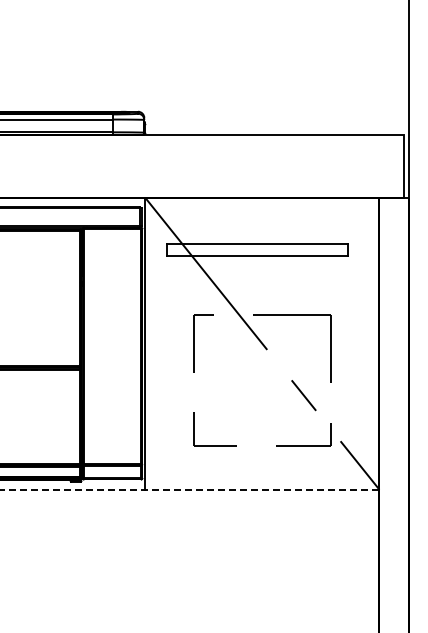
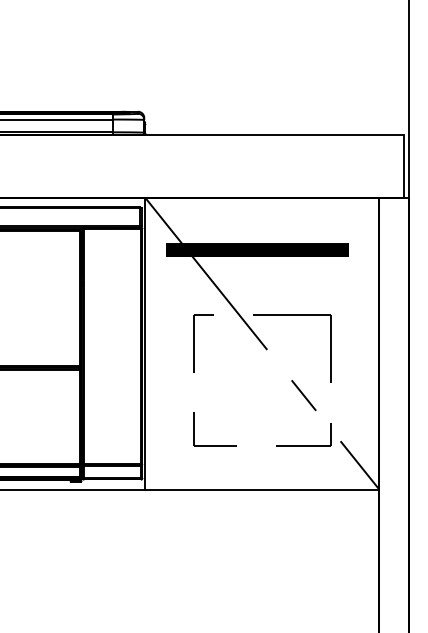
hatch: none -> present (257, 250)
line: dashed -> solid (189, 489)
